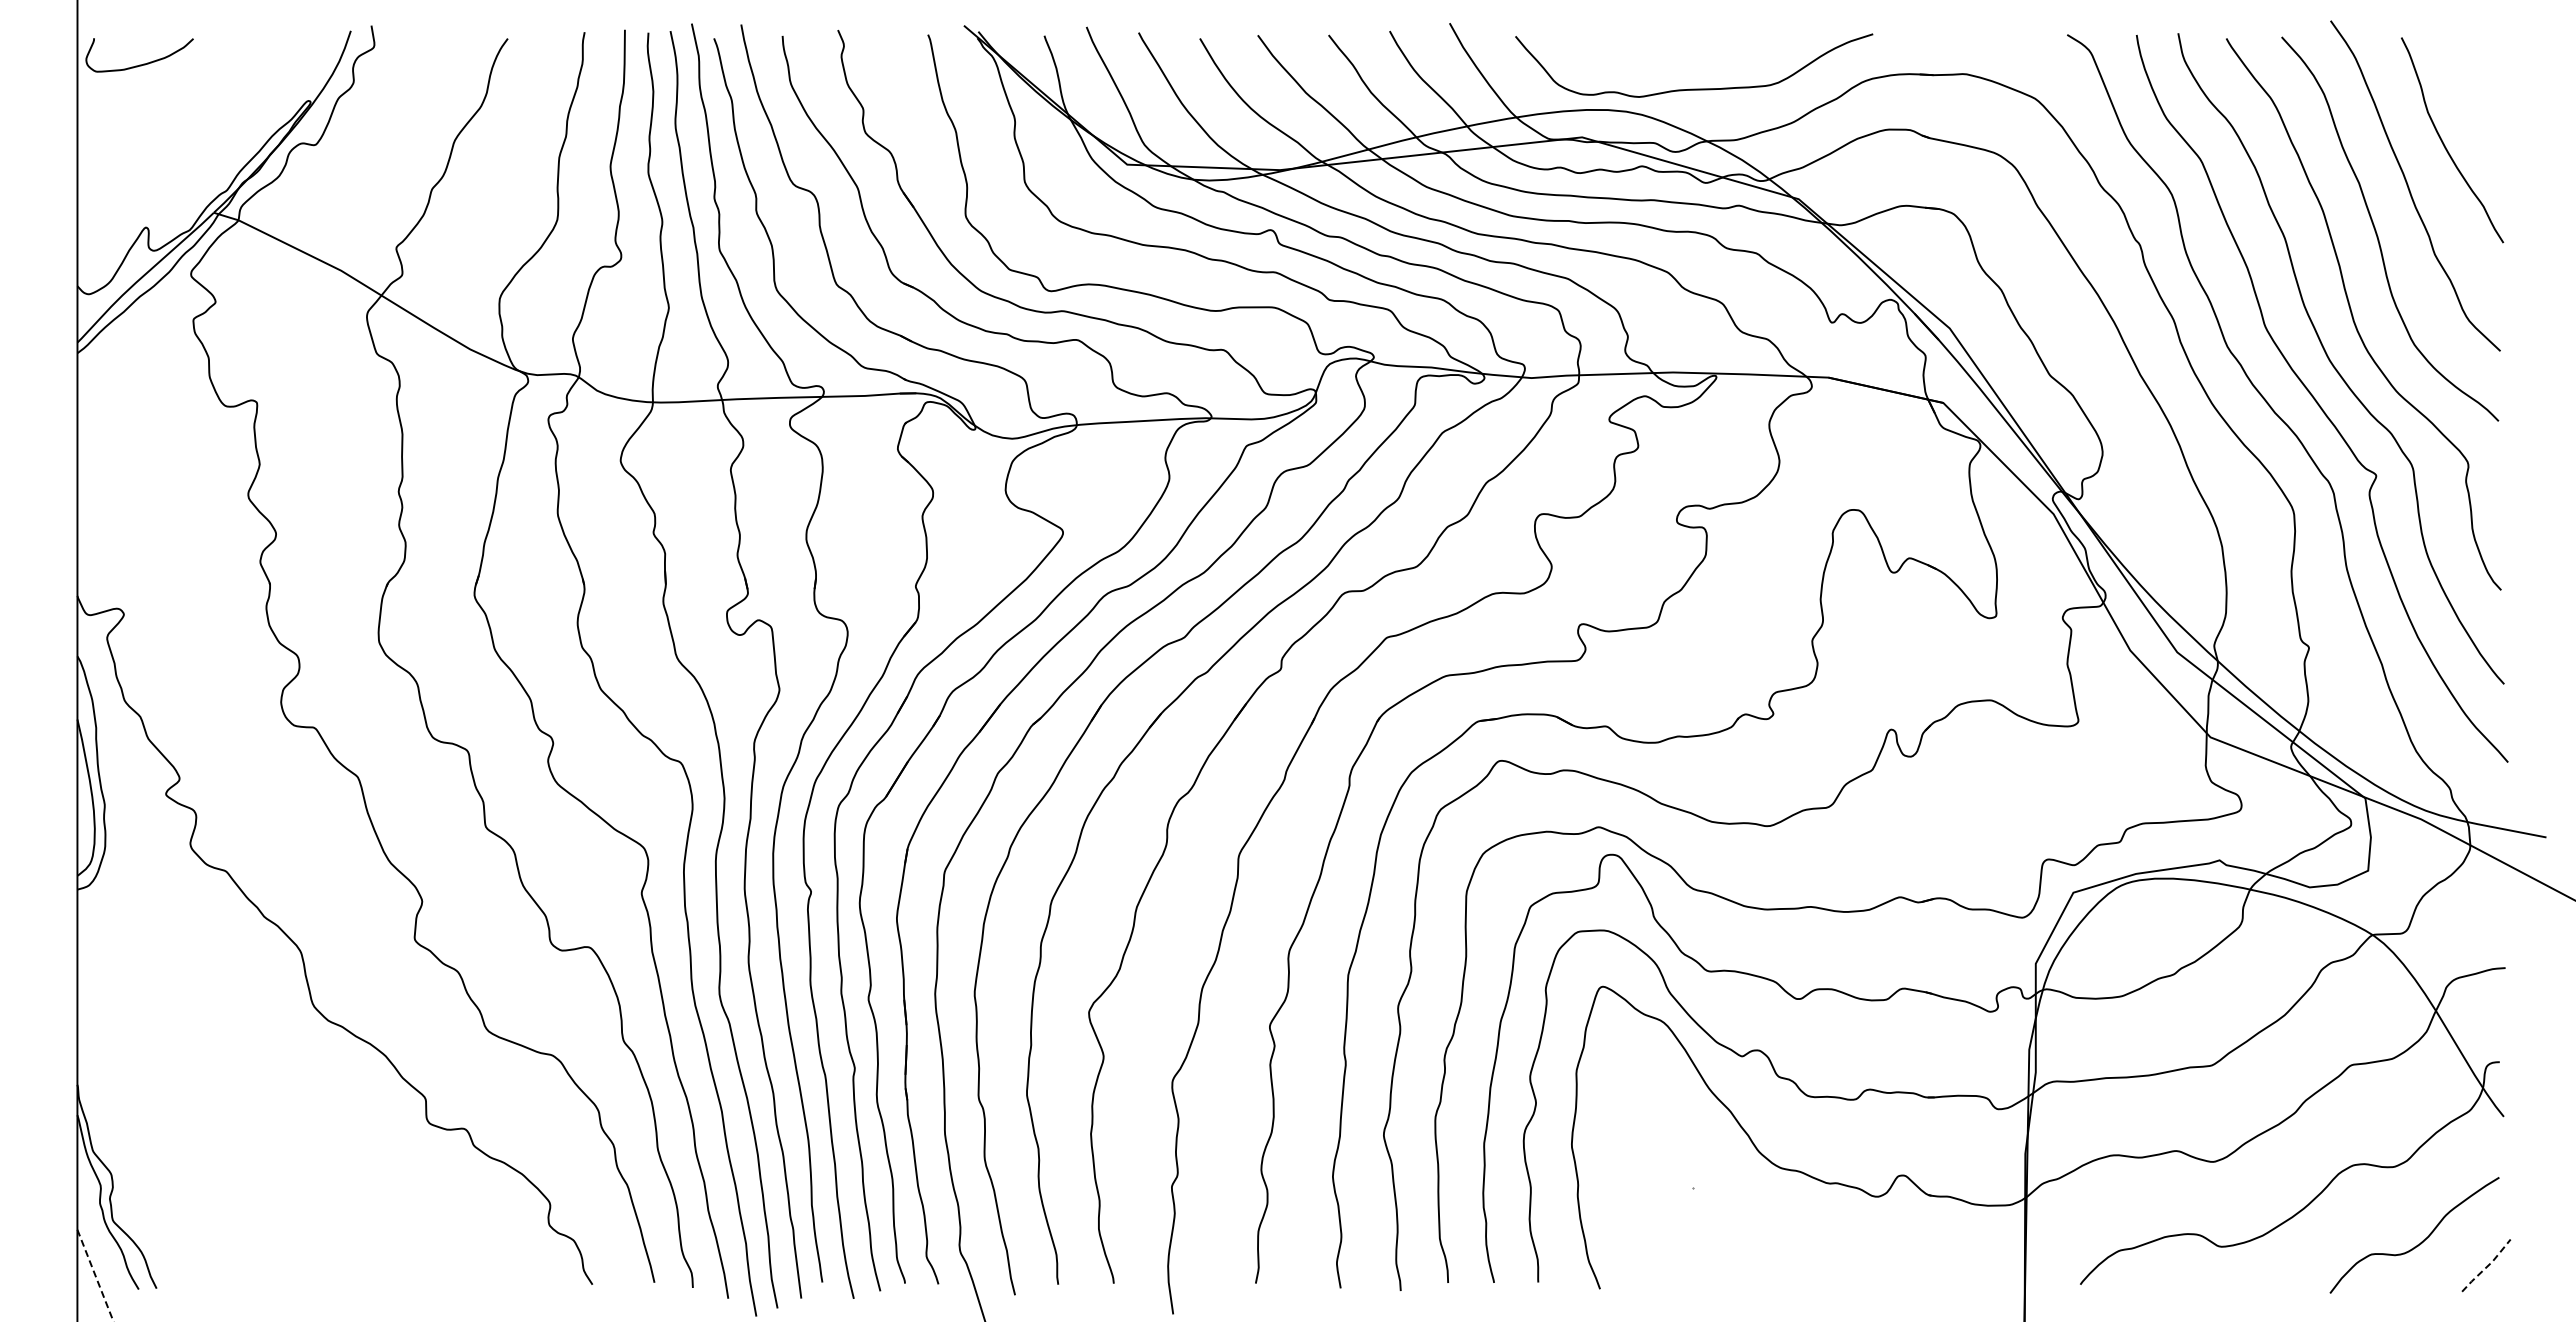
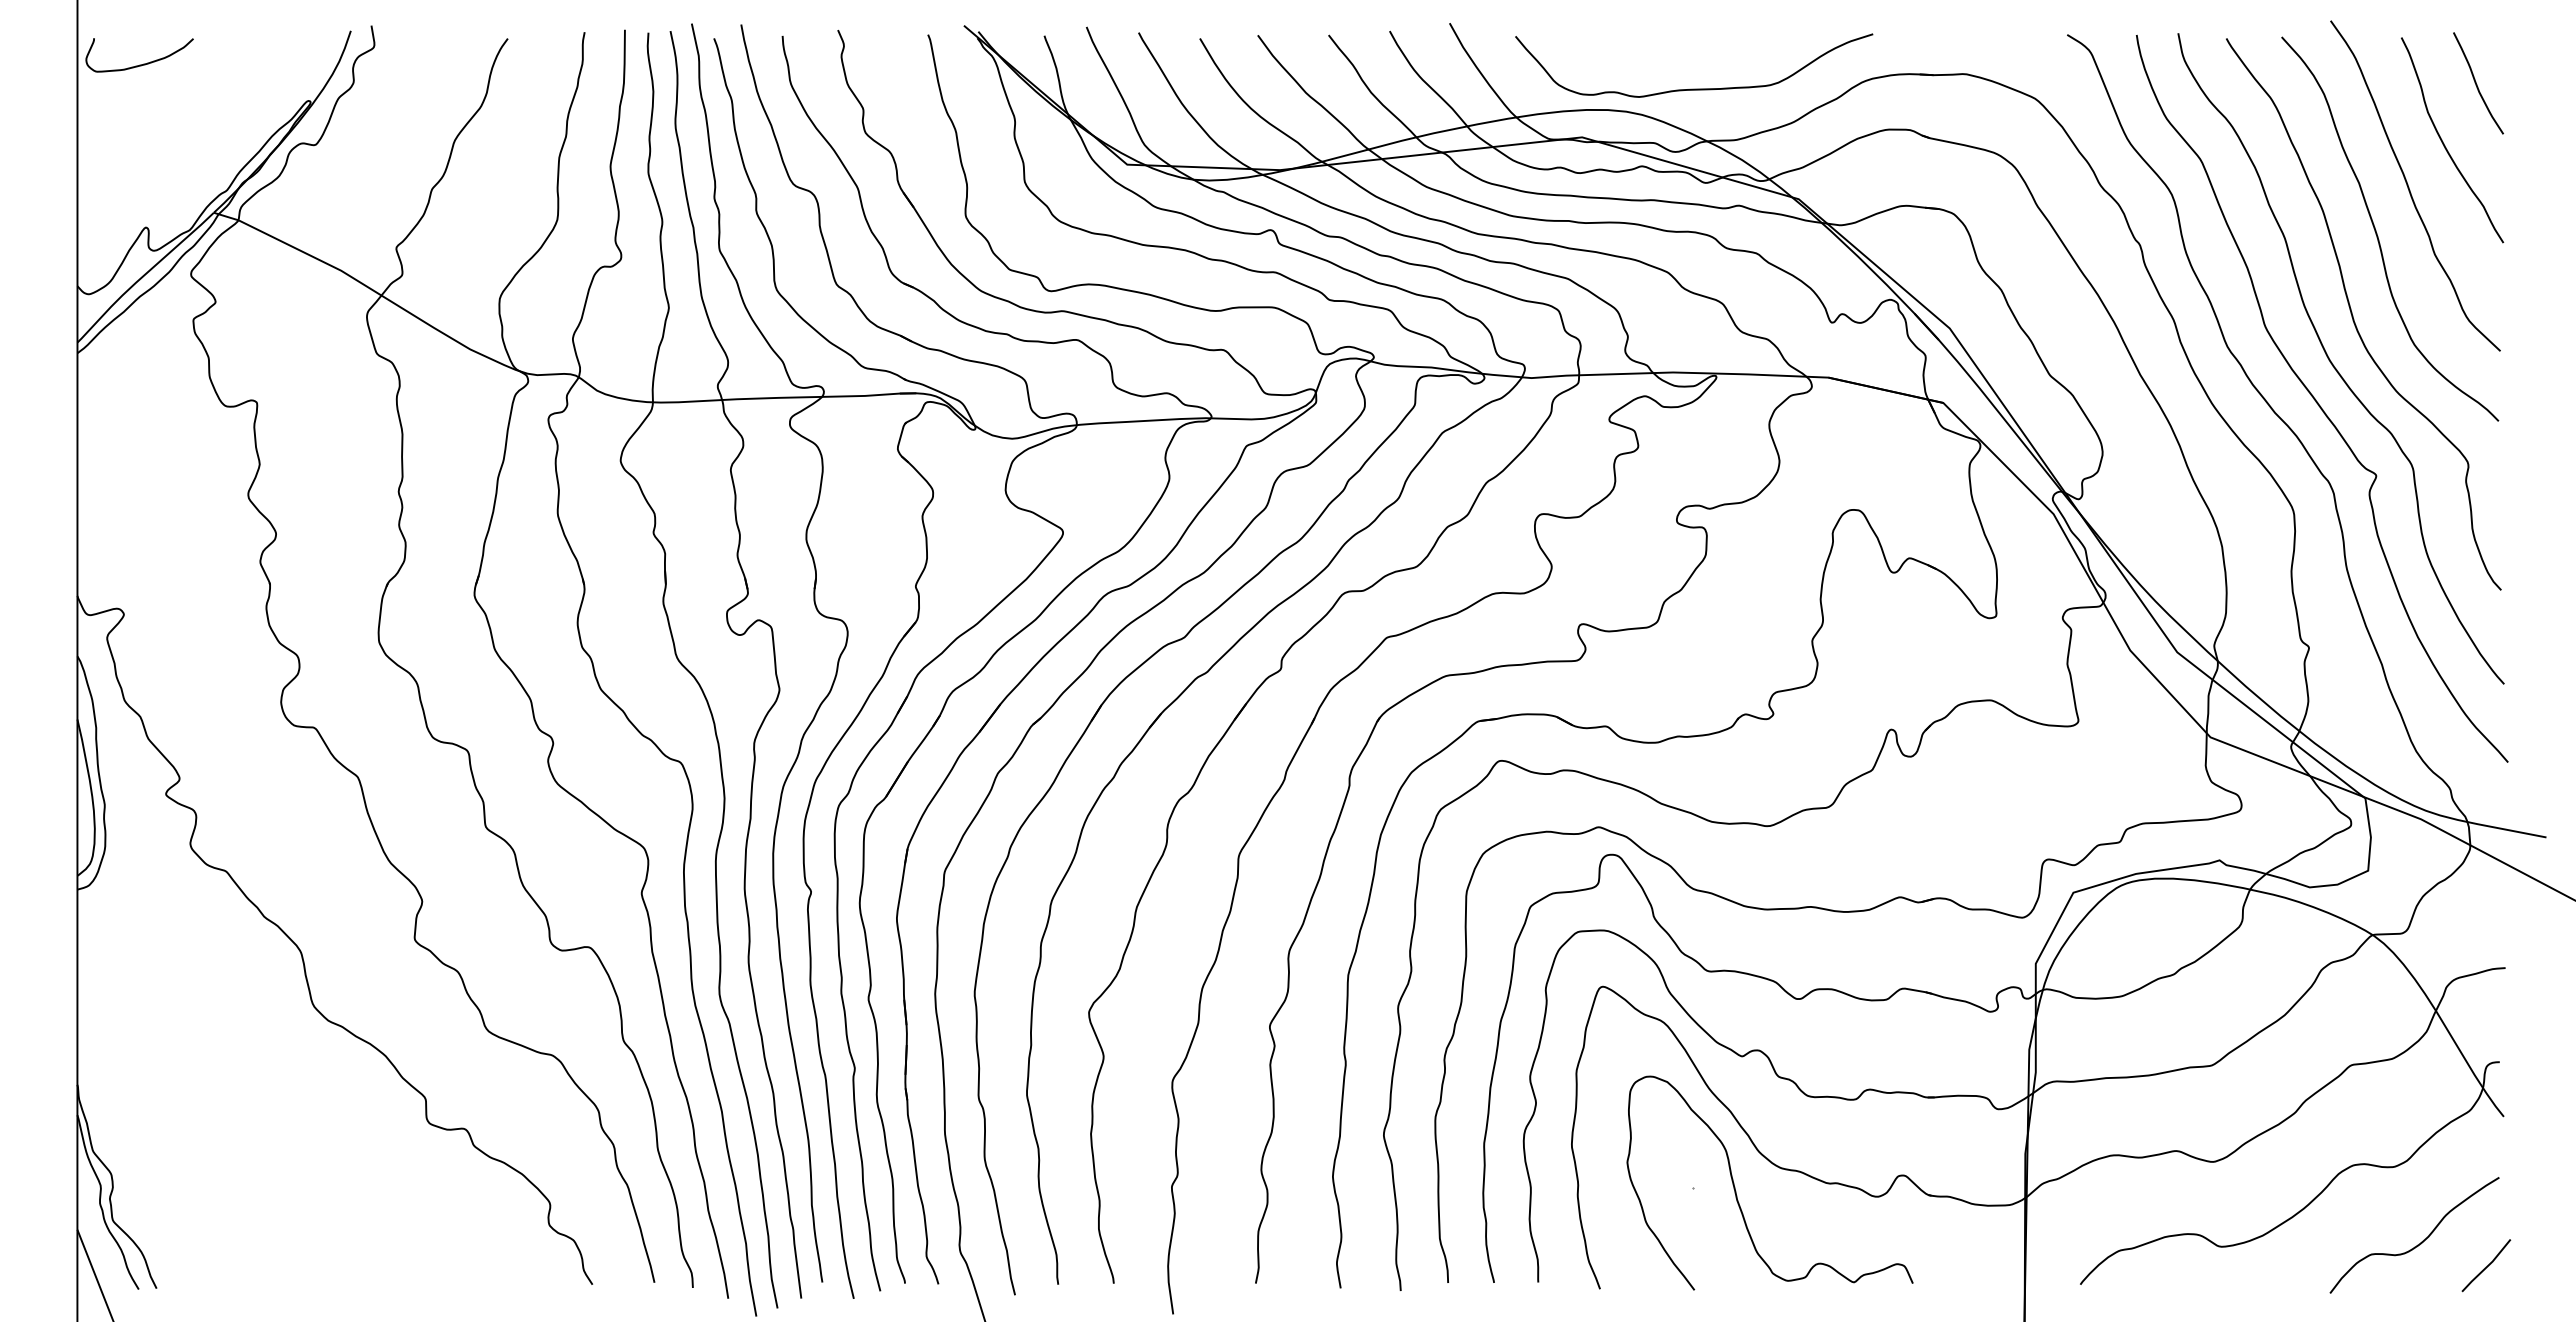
curve: none -> present (2477, 84)
curve: none -> present (1736, 1191)
line: dashed -> solid (2487, 1266)
line: dashed -> solid (95, 1275)
